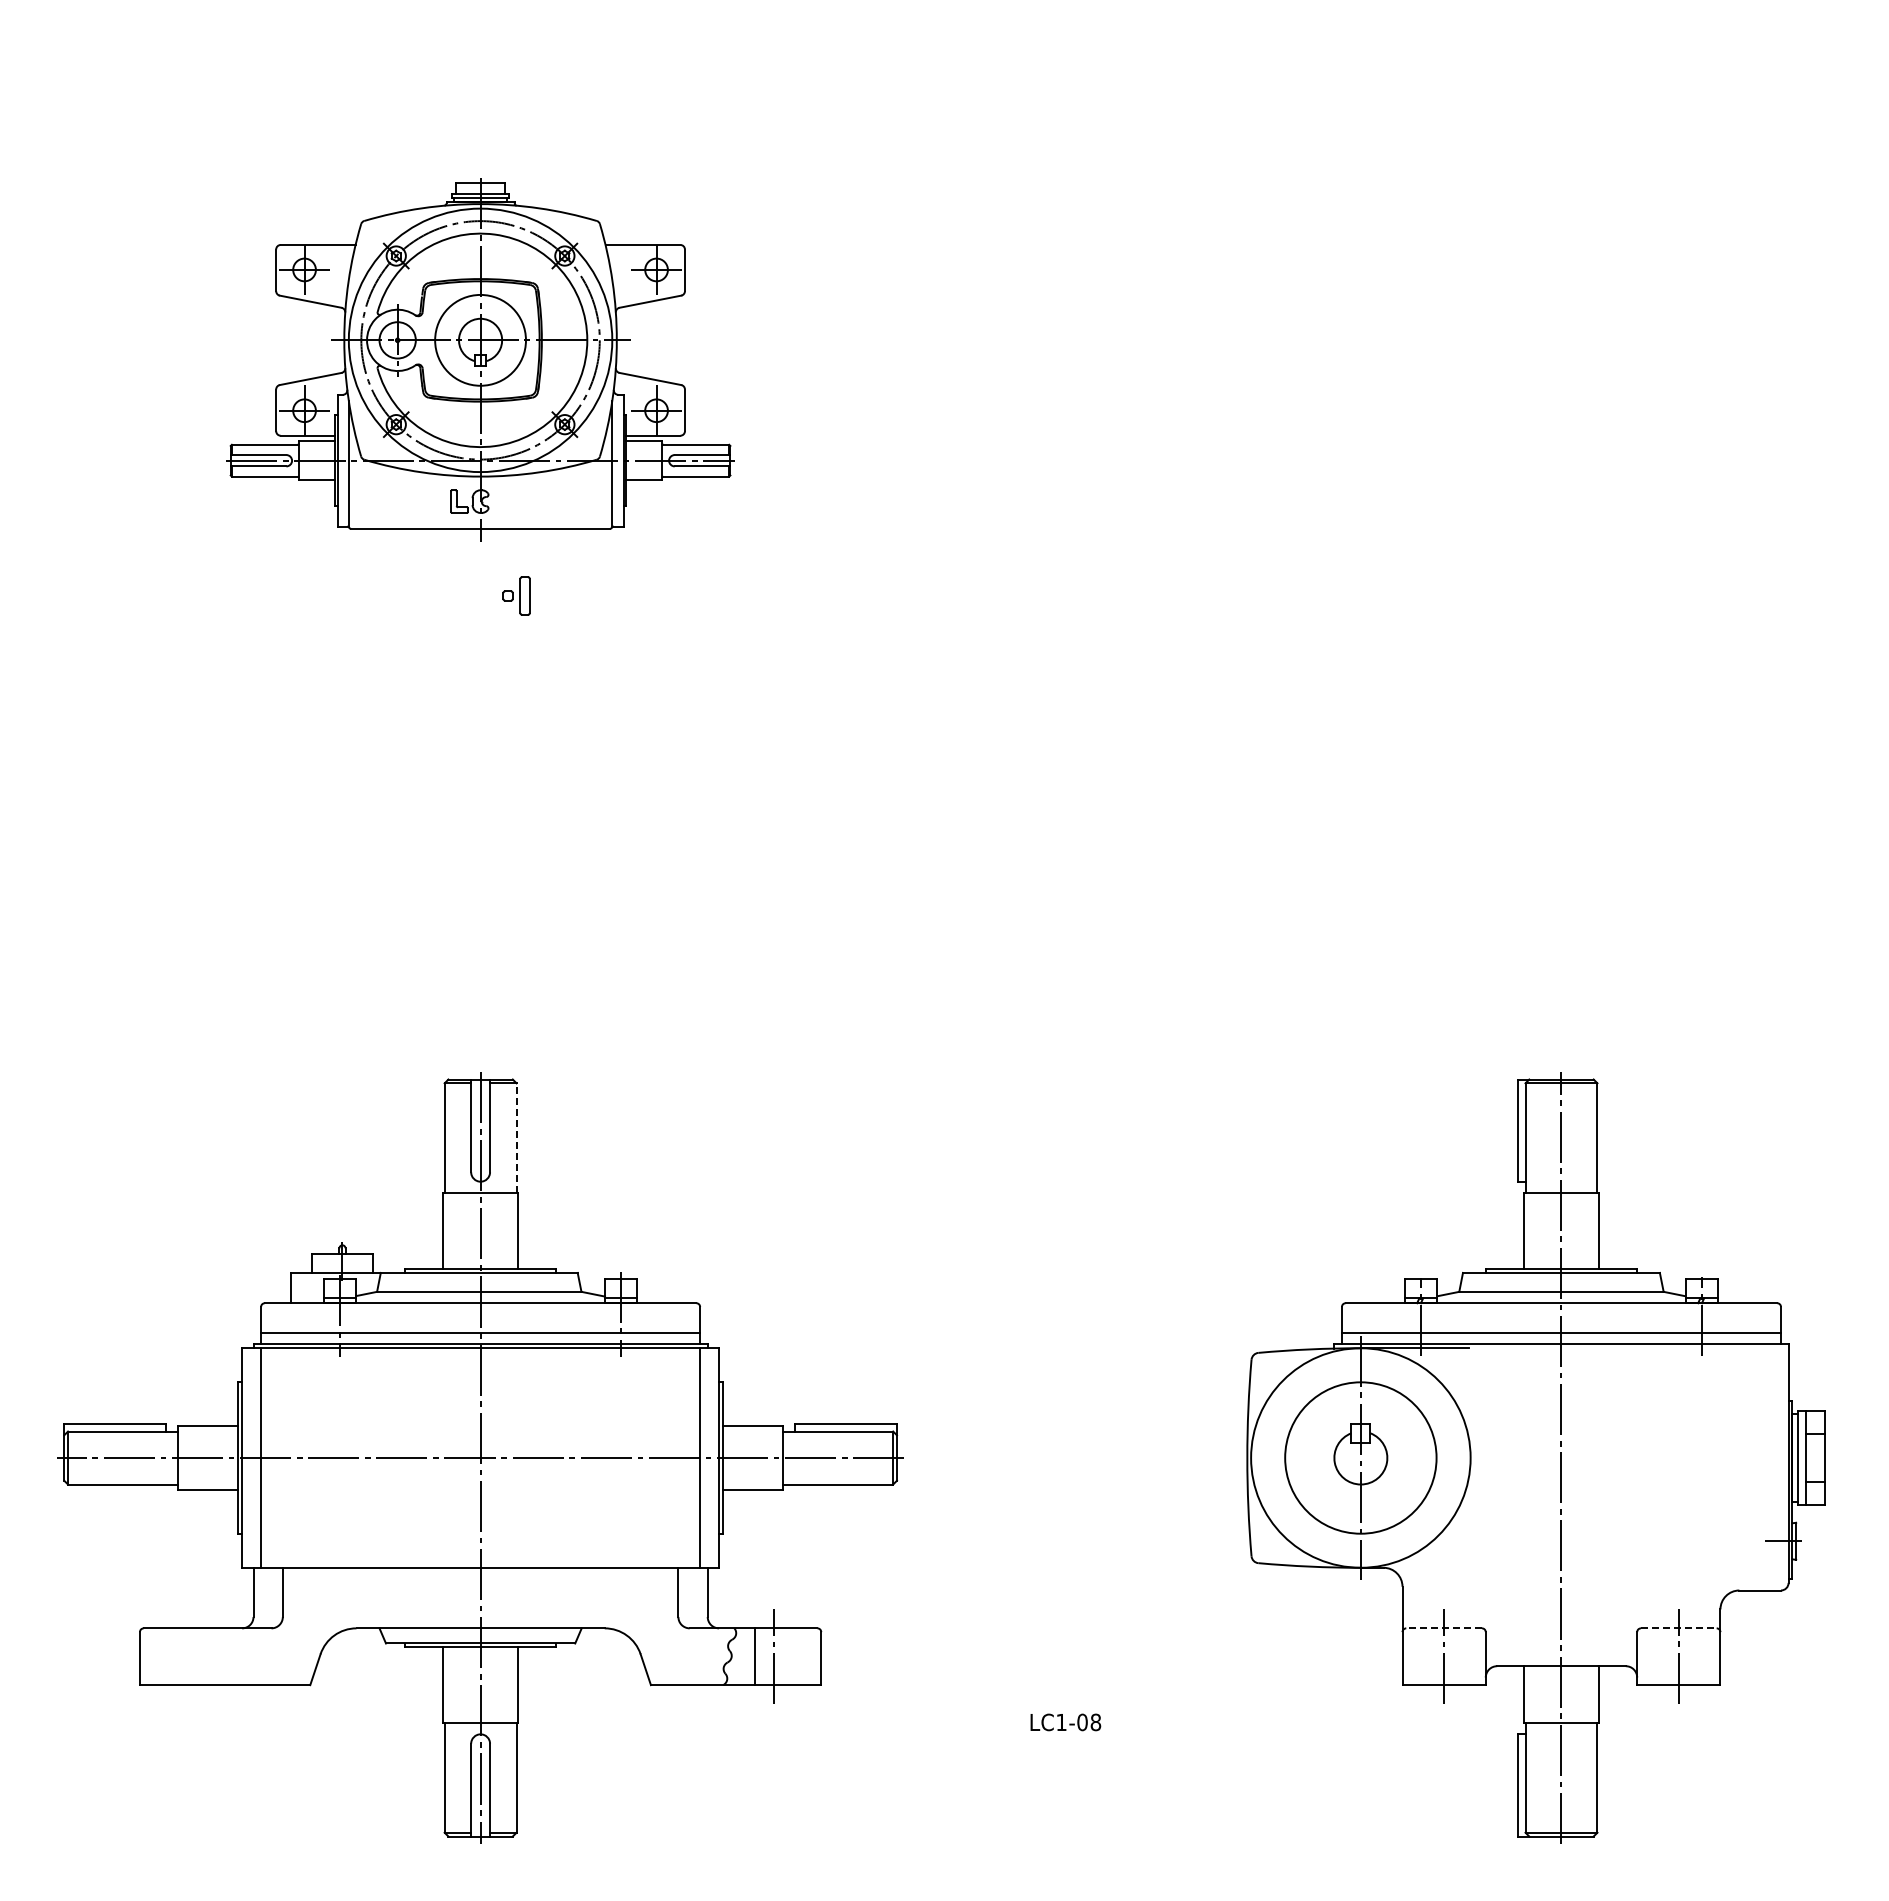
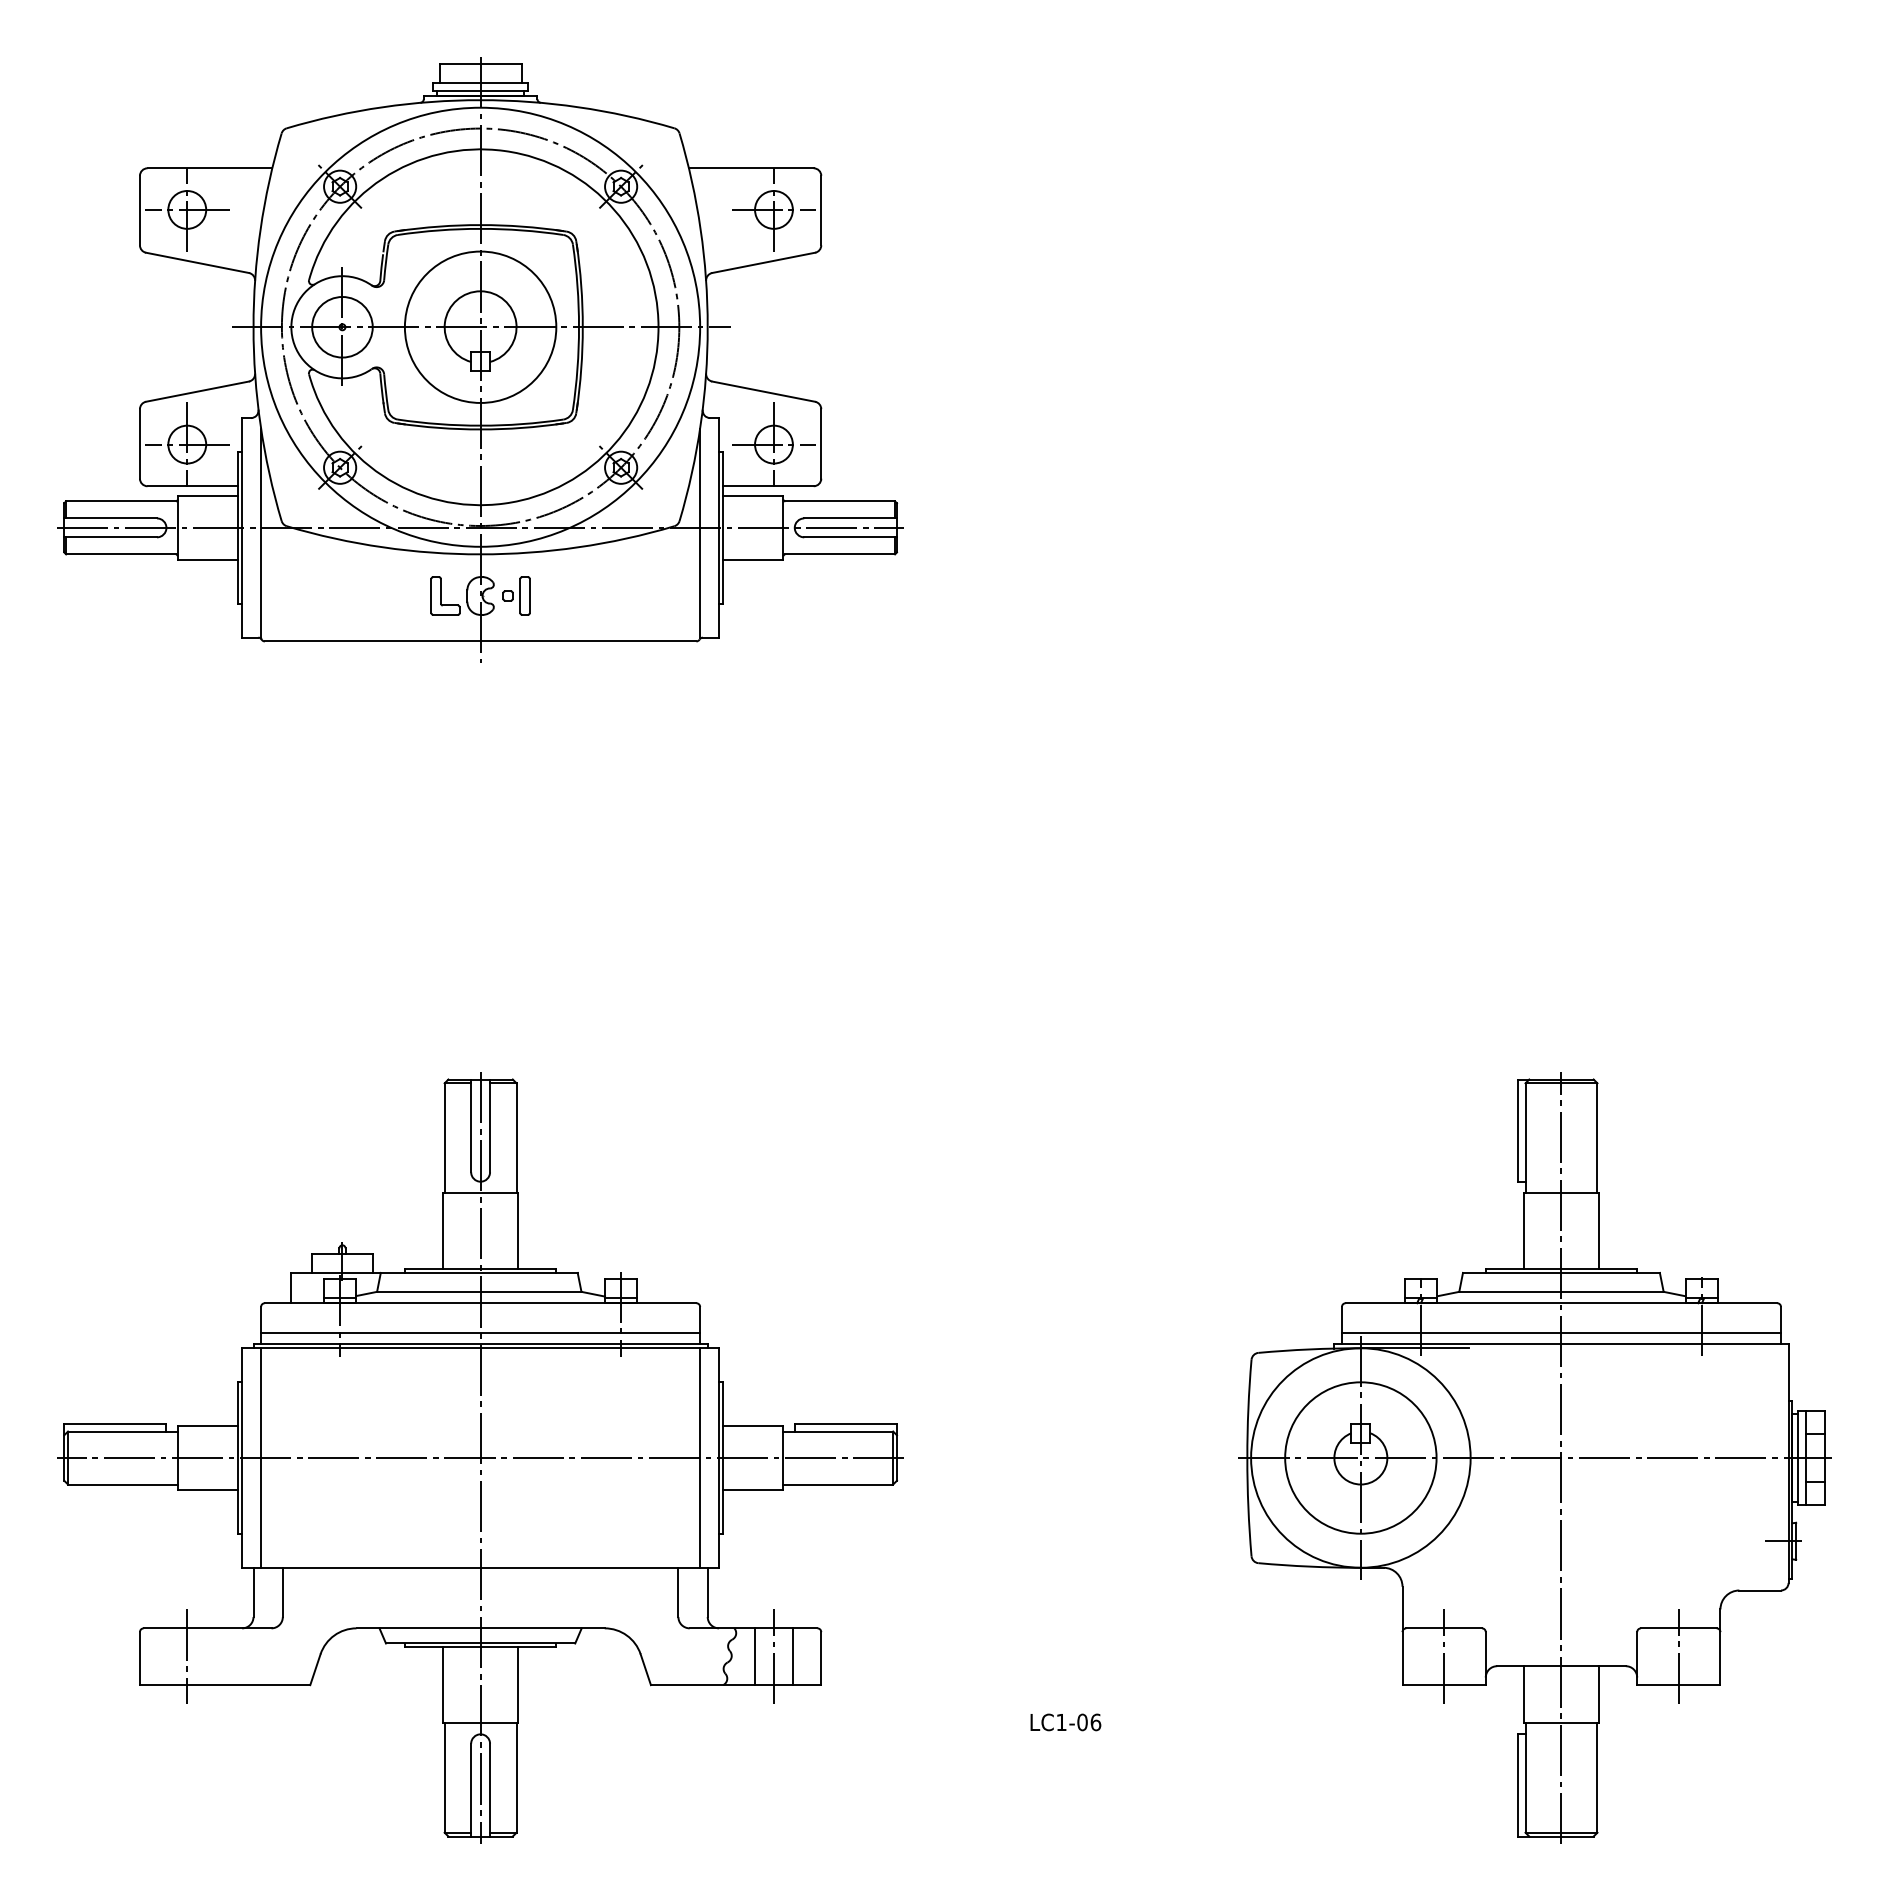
part size: 509x364 px -> 847x606 px (480, 359)
line: dashed -> solid (516, 1138)
line: none -> present (1535, 1458)
line: dashed -> solid (1444, 1628)
line: dashed -> solid (1678, 1628)
line: none -> present (187, 1656)
line: none -> present (792, 1656)
text: LC1-08 -> LC1-06 (1095, 1721)
